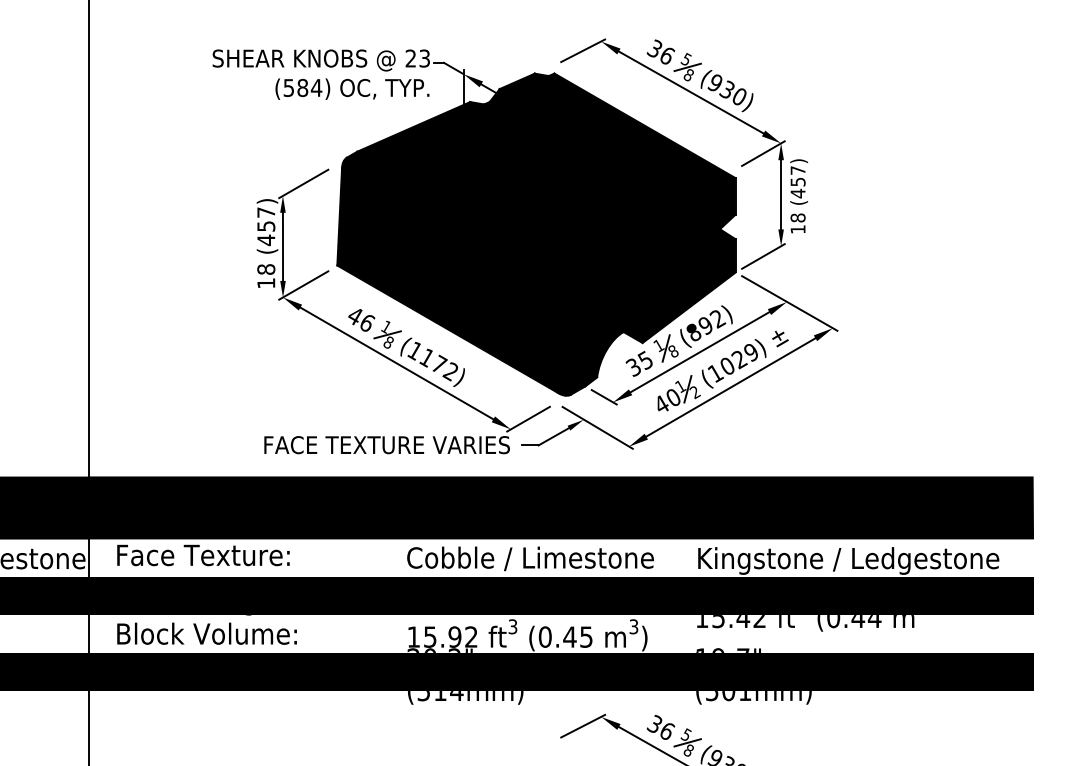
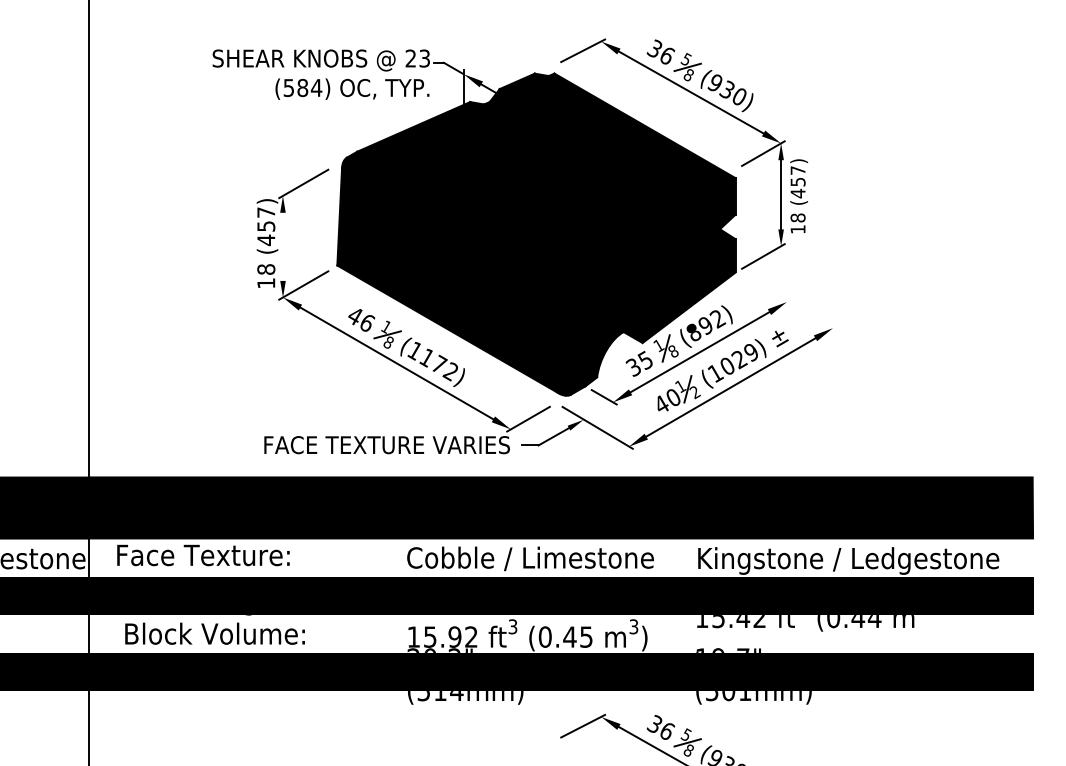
line: present -> none (282, 246)
line: present -> none (789, 303)
text position: (206, 633) -> (214, 633) (214, 633)
